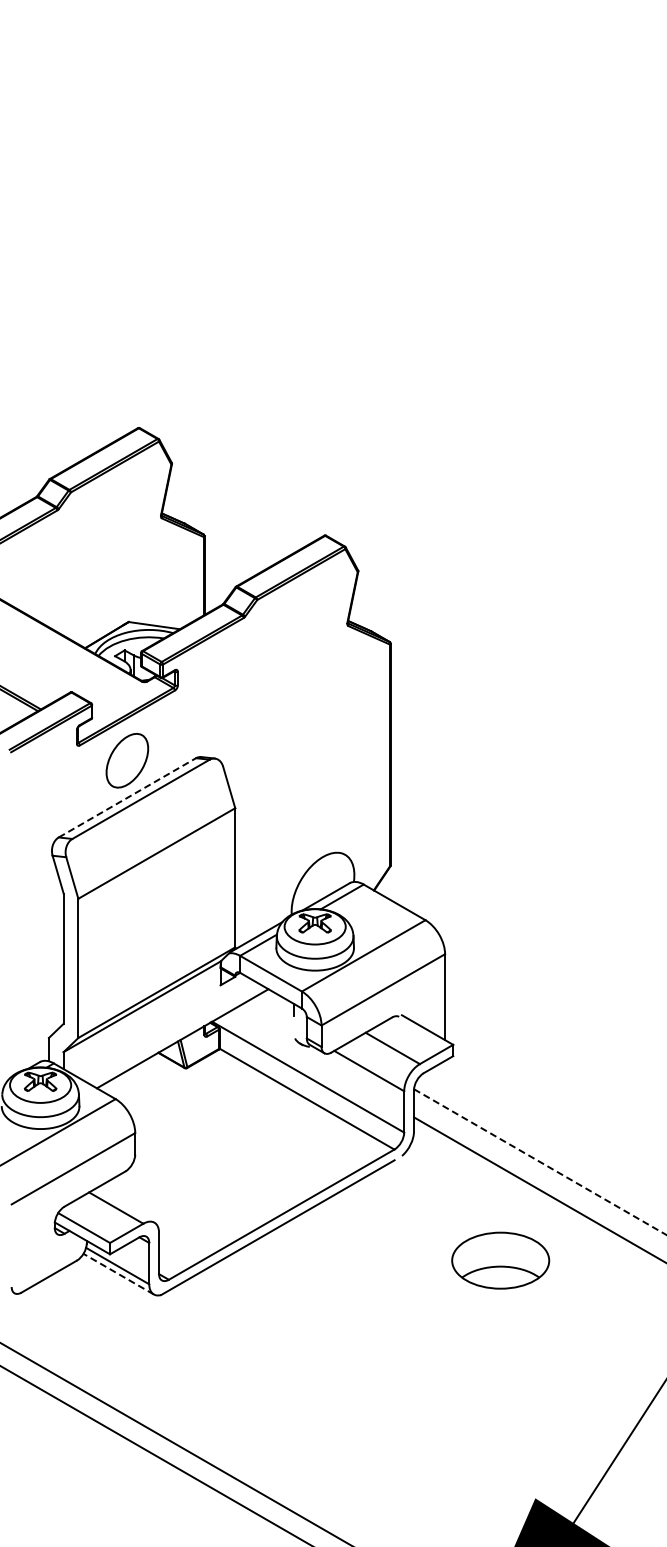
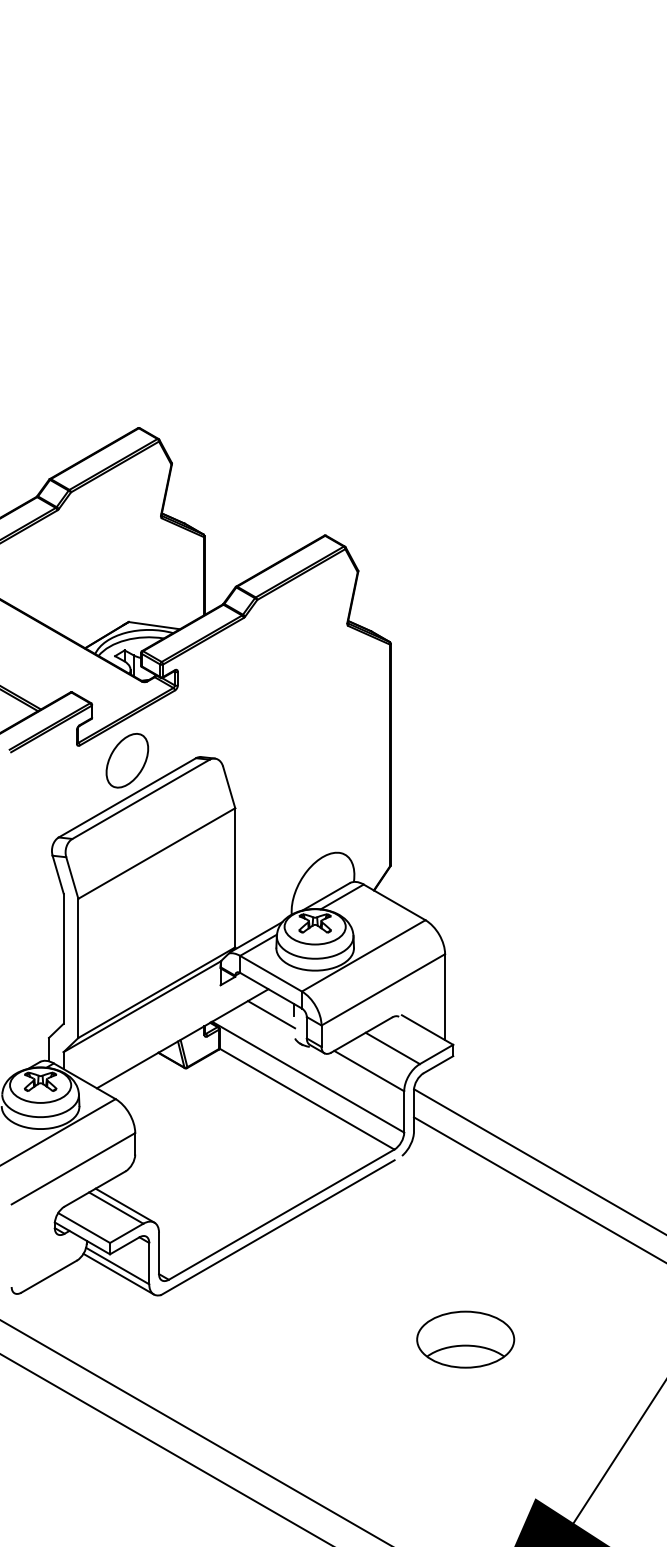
line: dashed -> solid (127, 797)
line: none -> present (271, 1014)
line: dashed -> solid (540, 1162)
line: none -> present (124, 1205)
part position: (500, 1260) -> (465, 1339) (465, 1339)
line: dashed -> solid (118, 1274)
line position: (175, 1443) -> (195, 1432) (195, 1432)
line position: (155, 1455) -> (165, 1449) (165, 1449)
